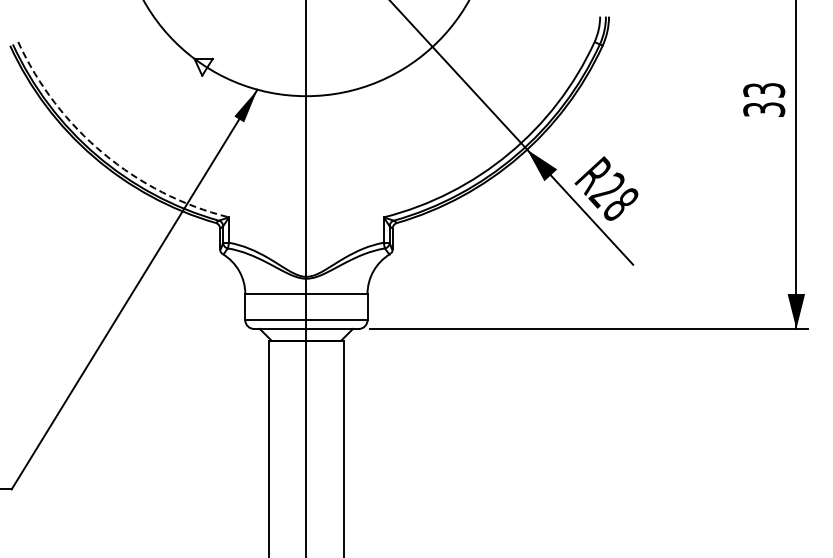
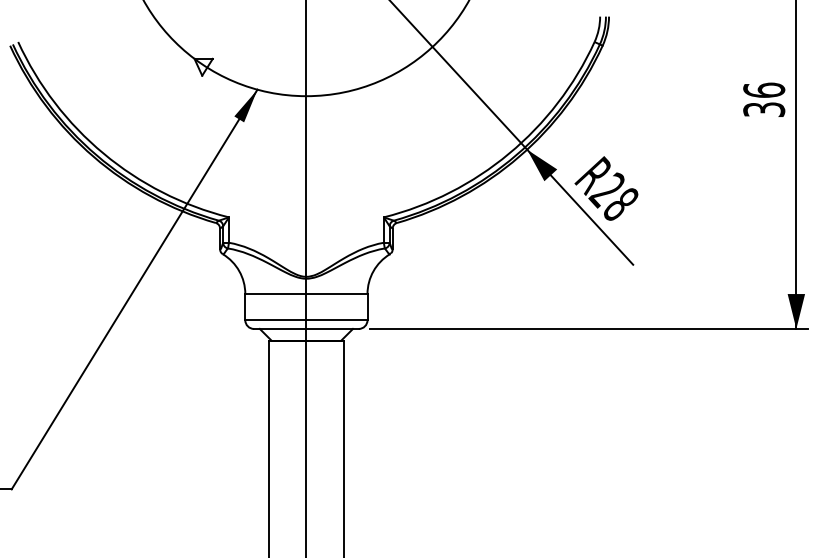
text: 33 -> 36 (764, 89)
arc: dashed -> solid (103, 153)
